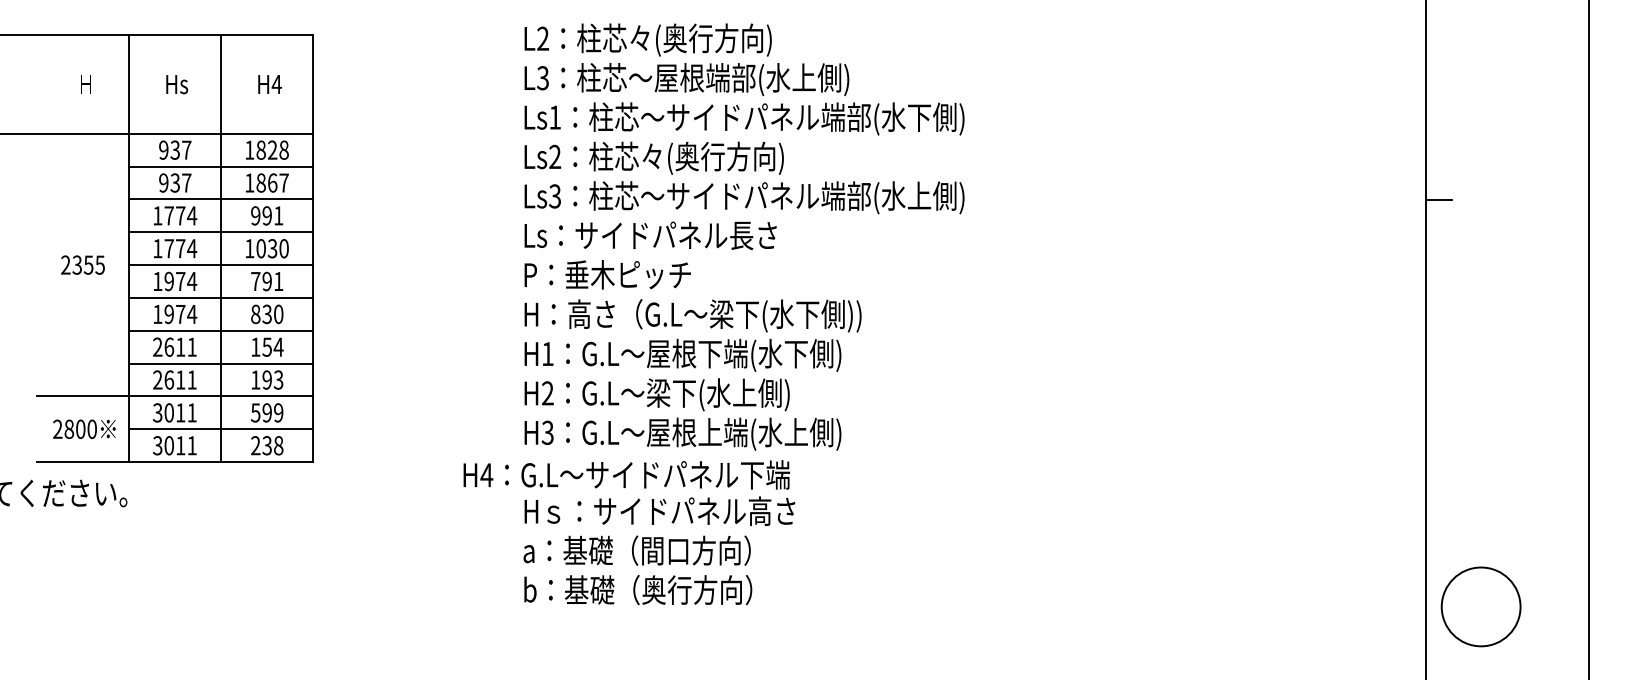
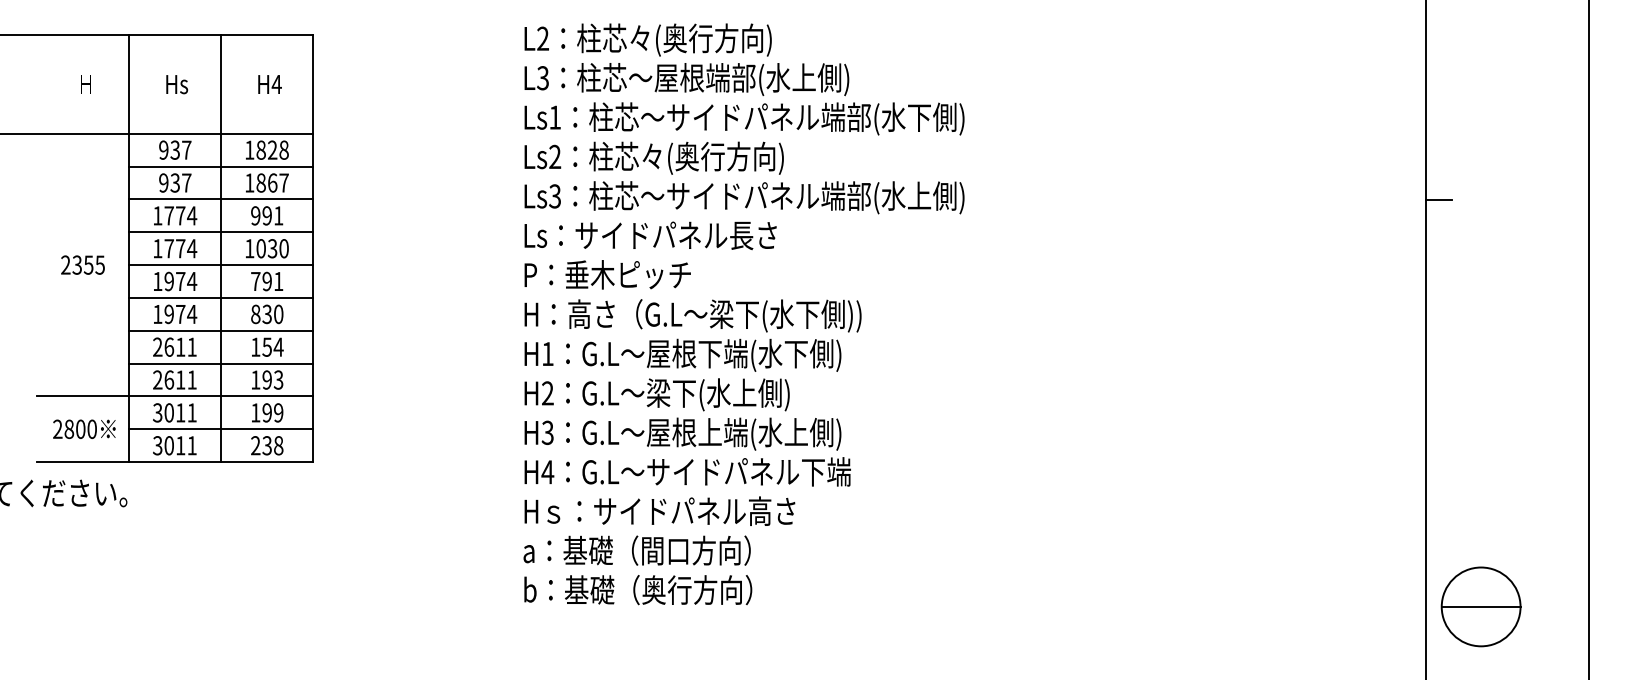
text: 599 -> 199 (255, 412)
text position: (626, 474) -> (687, 471) (687, 471)
line: none -> present (1480, 606)
